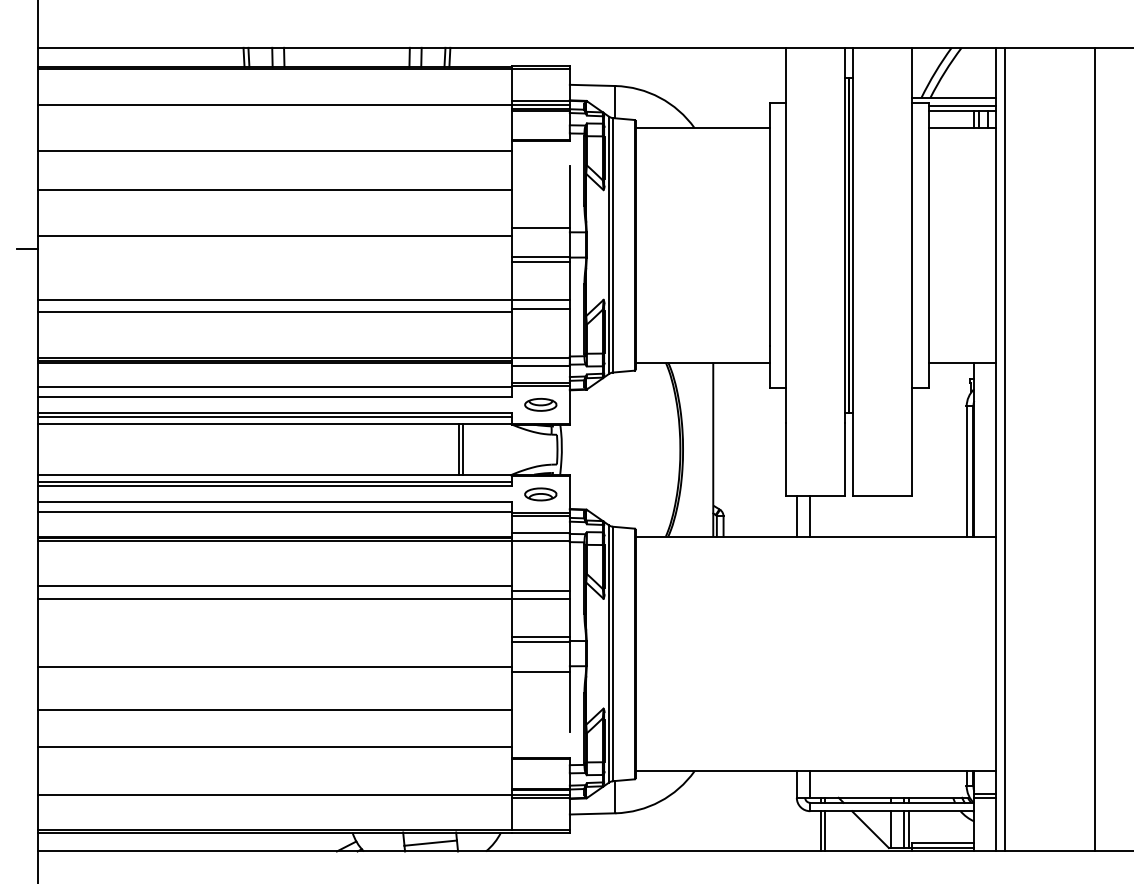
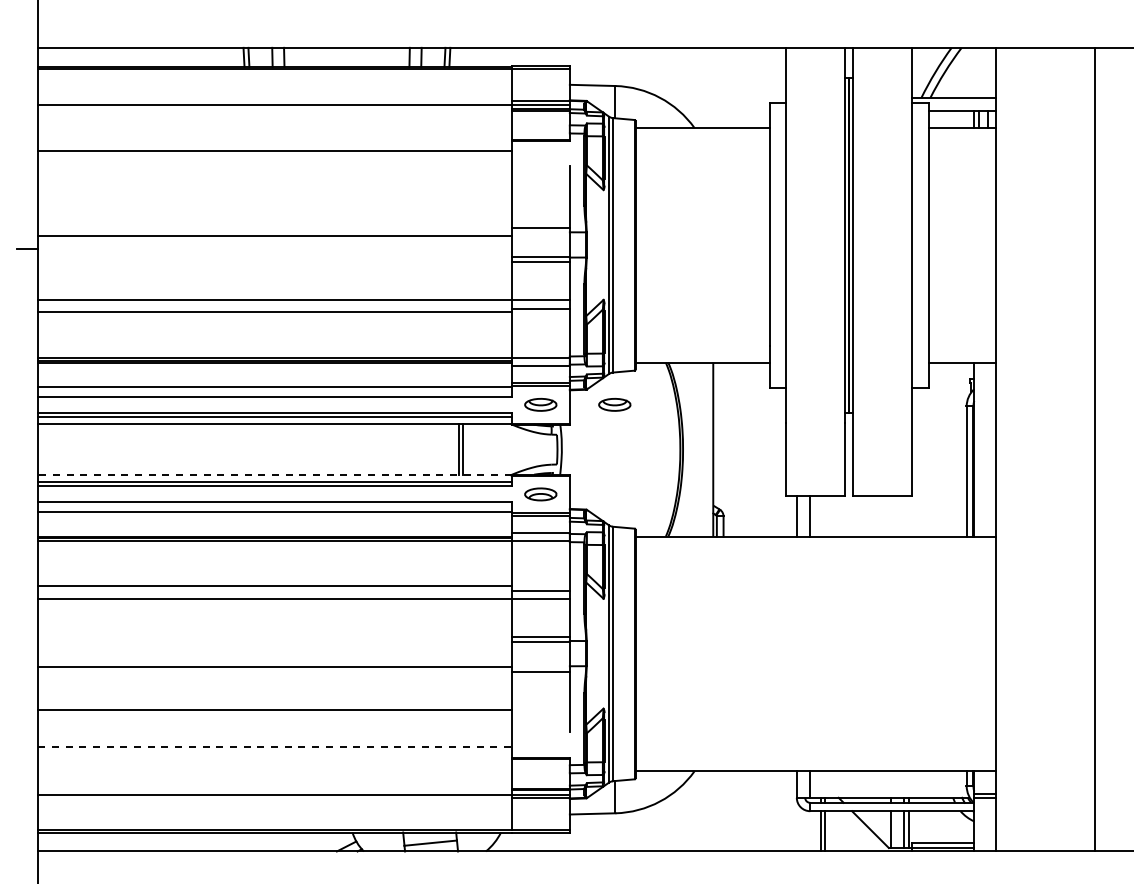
line: present -> none (961, 106)
line: present -> none (274, 189)
part: none -> present (614, 404)
line: present -> none (1004, 449)
line: solid -> dashed (275, 475)
line: solid -> dashed (275, 746)
